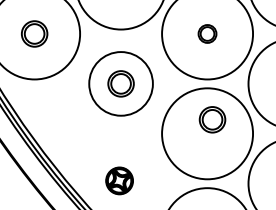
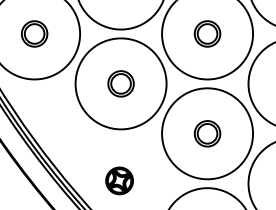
part size: 21x20 px -> 29x28 px (207, 33)
circle diameter: 64 px -> 91 px (120, 83)
part position: (212, 119) -> (207, 133) (207, 133)
